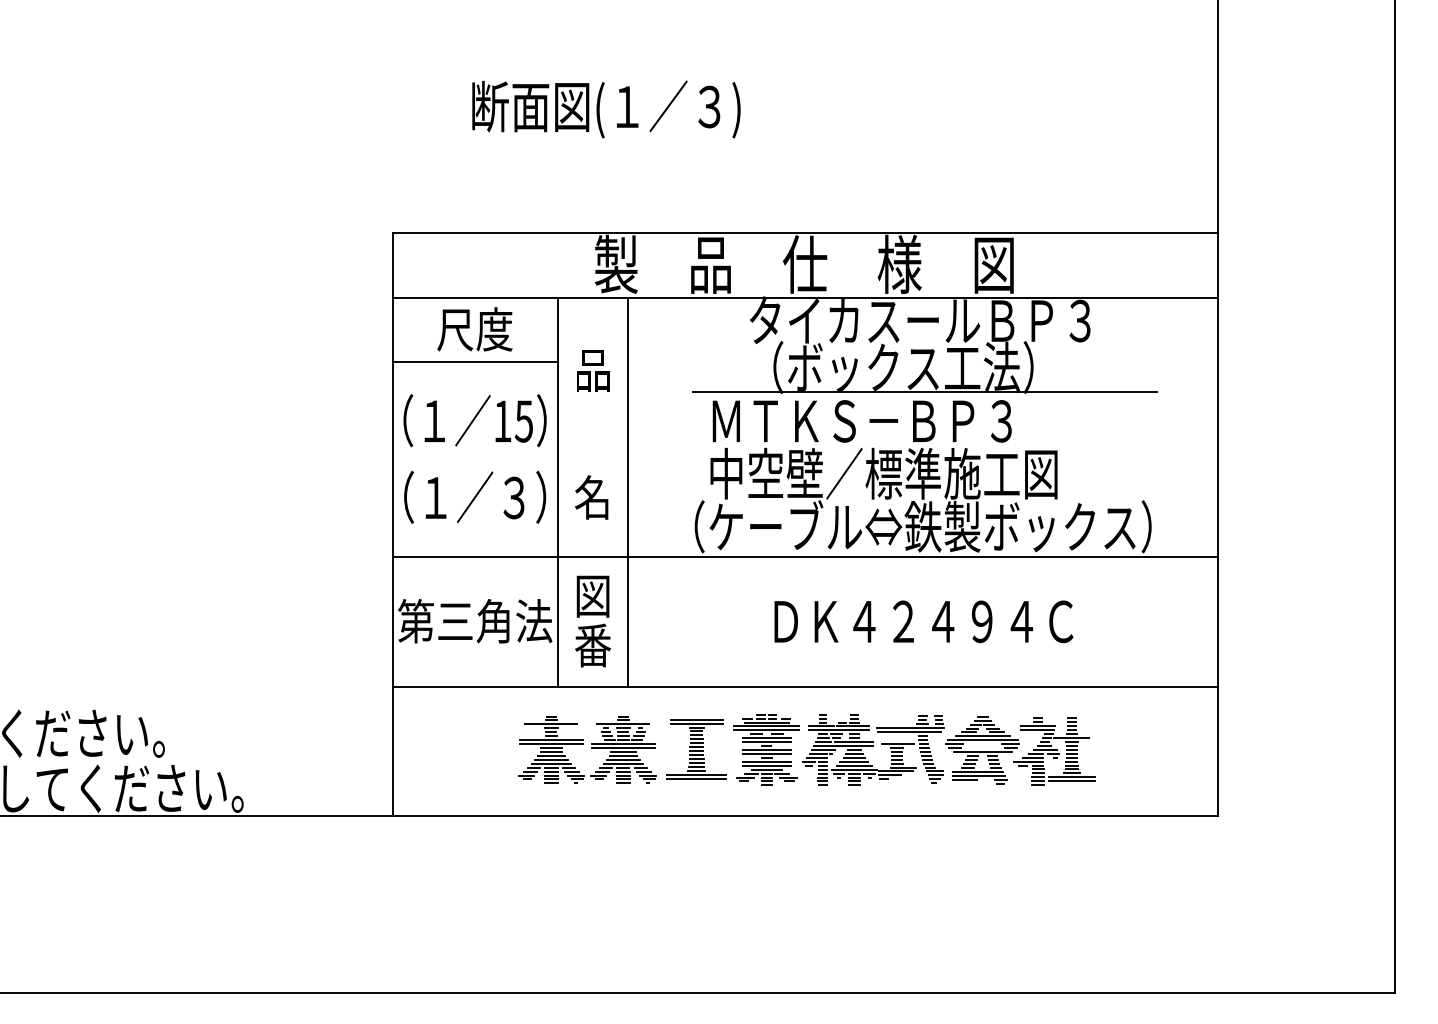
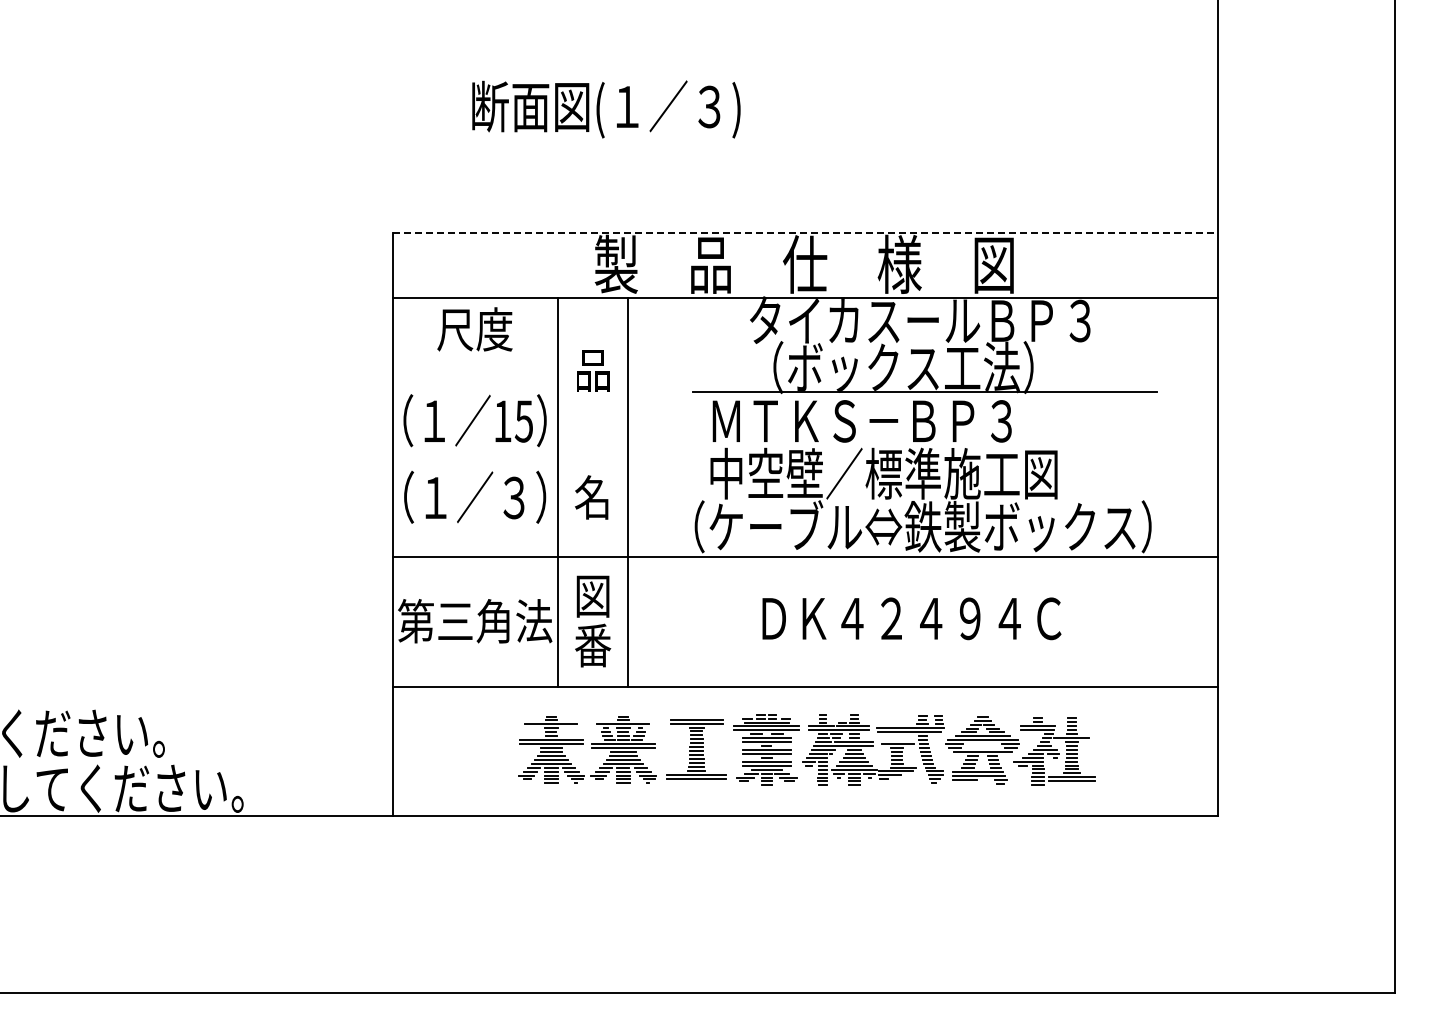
line: solid -> dashed (805, 232)
line: present -> none (474, 362)
text position: (923, 621) -> (911, 618) (911, 618)
